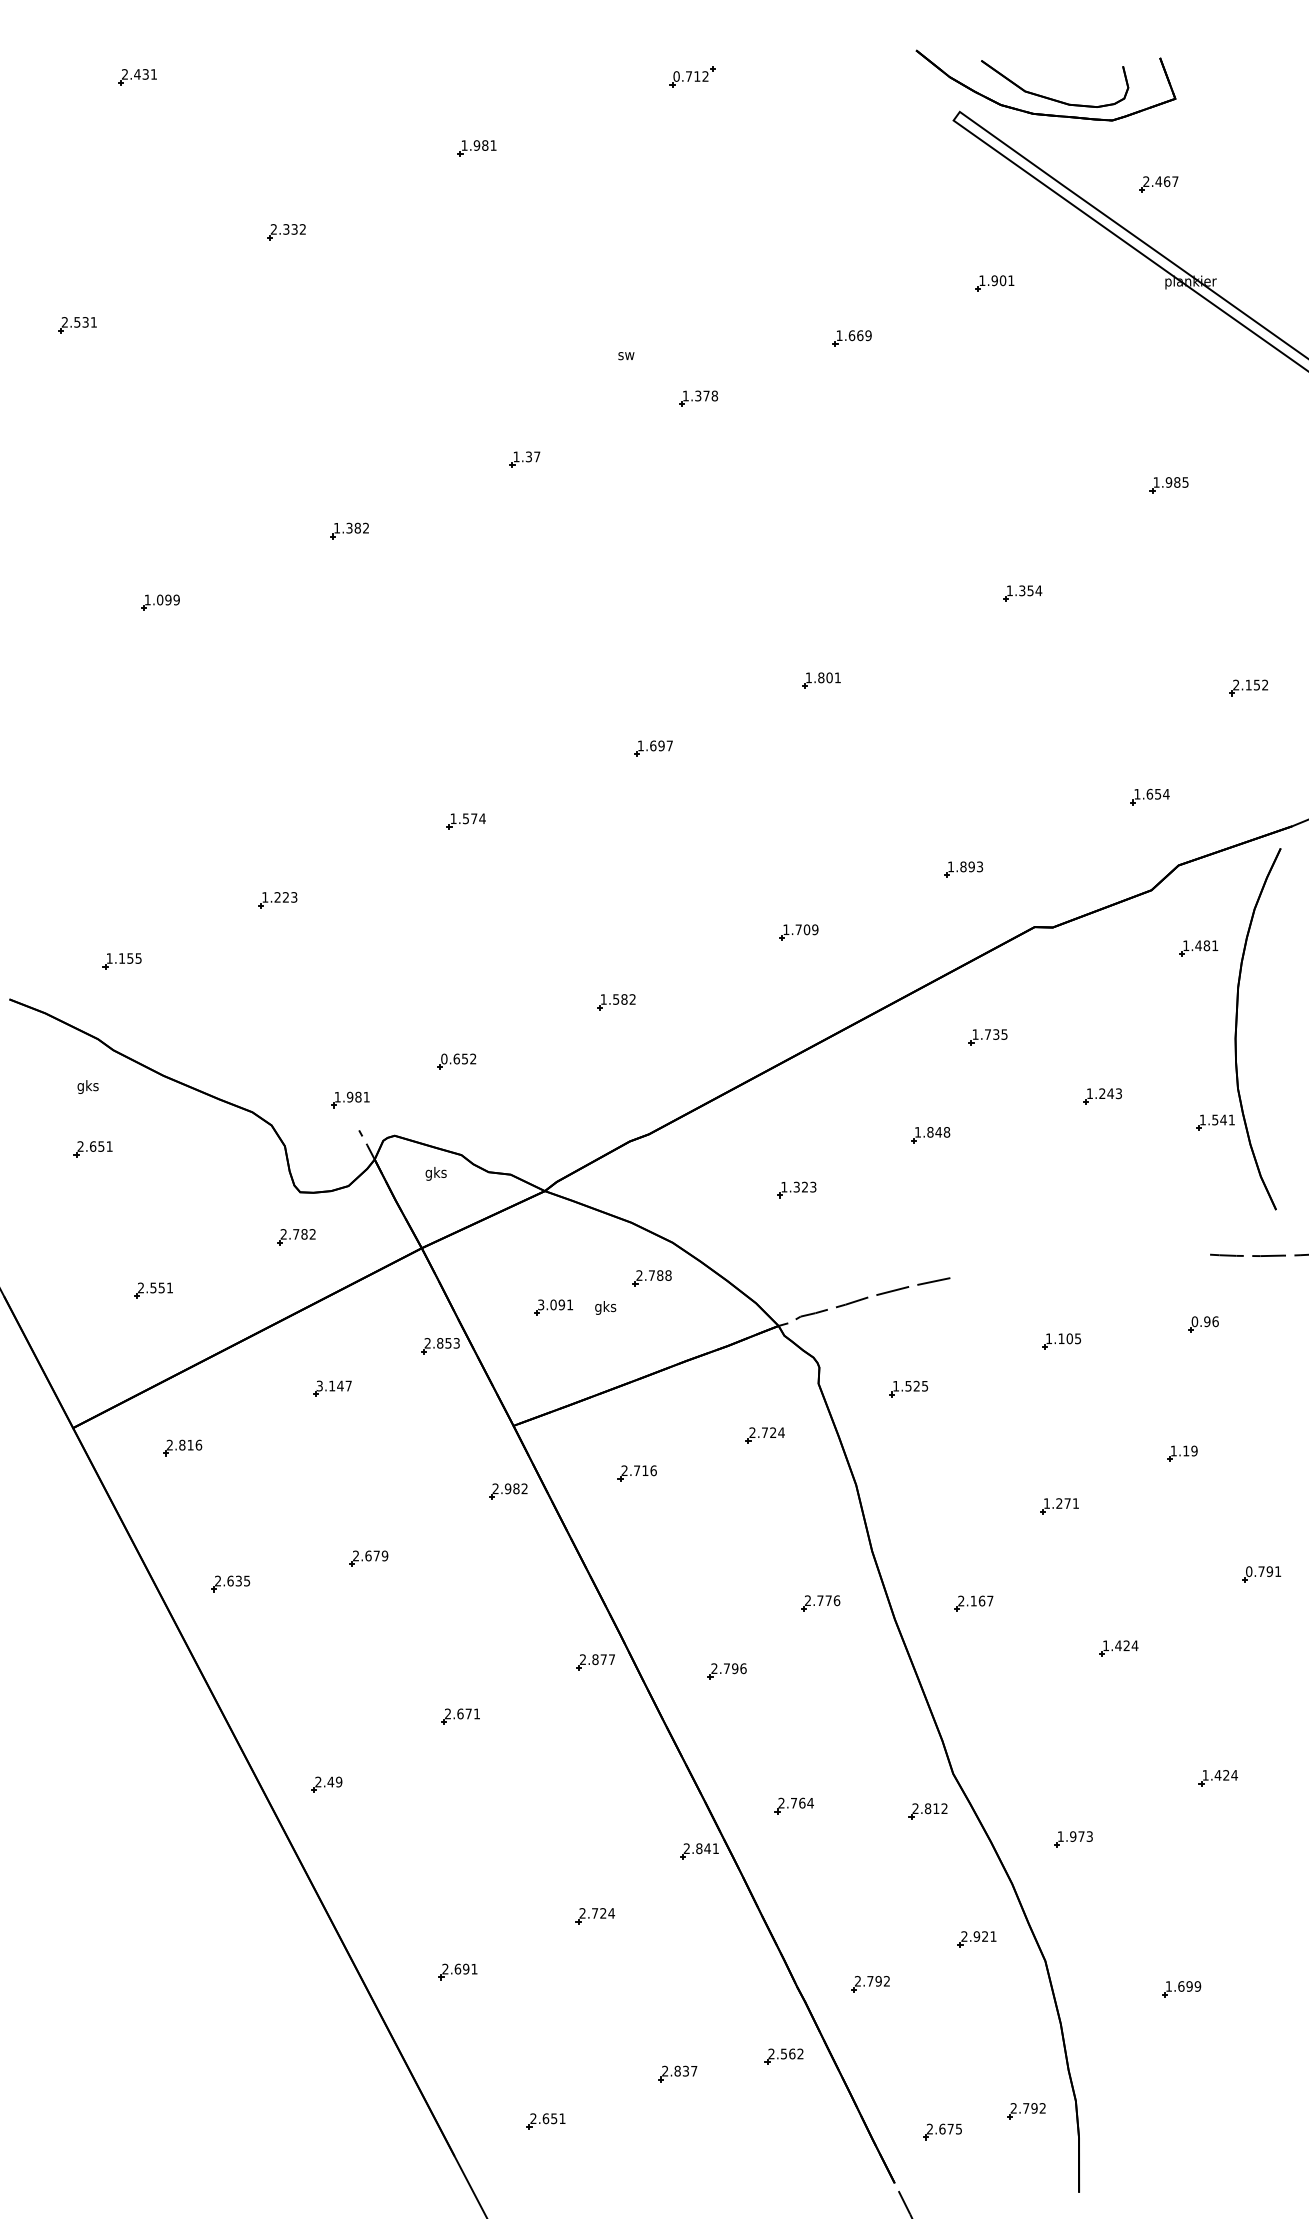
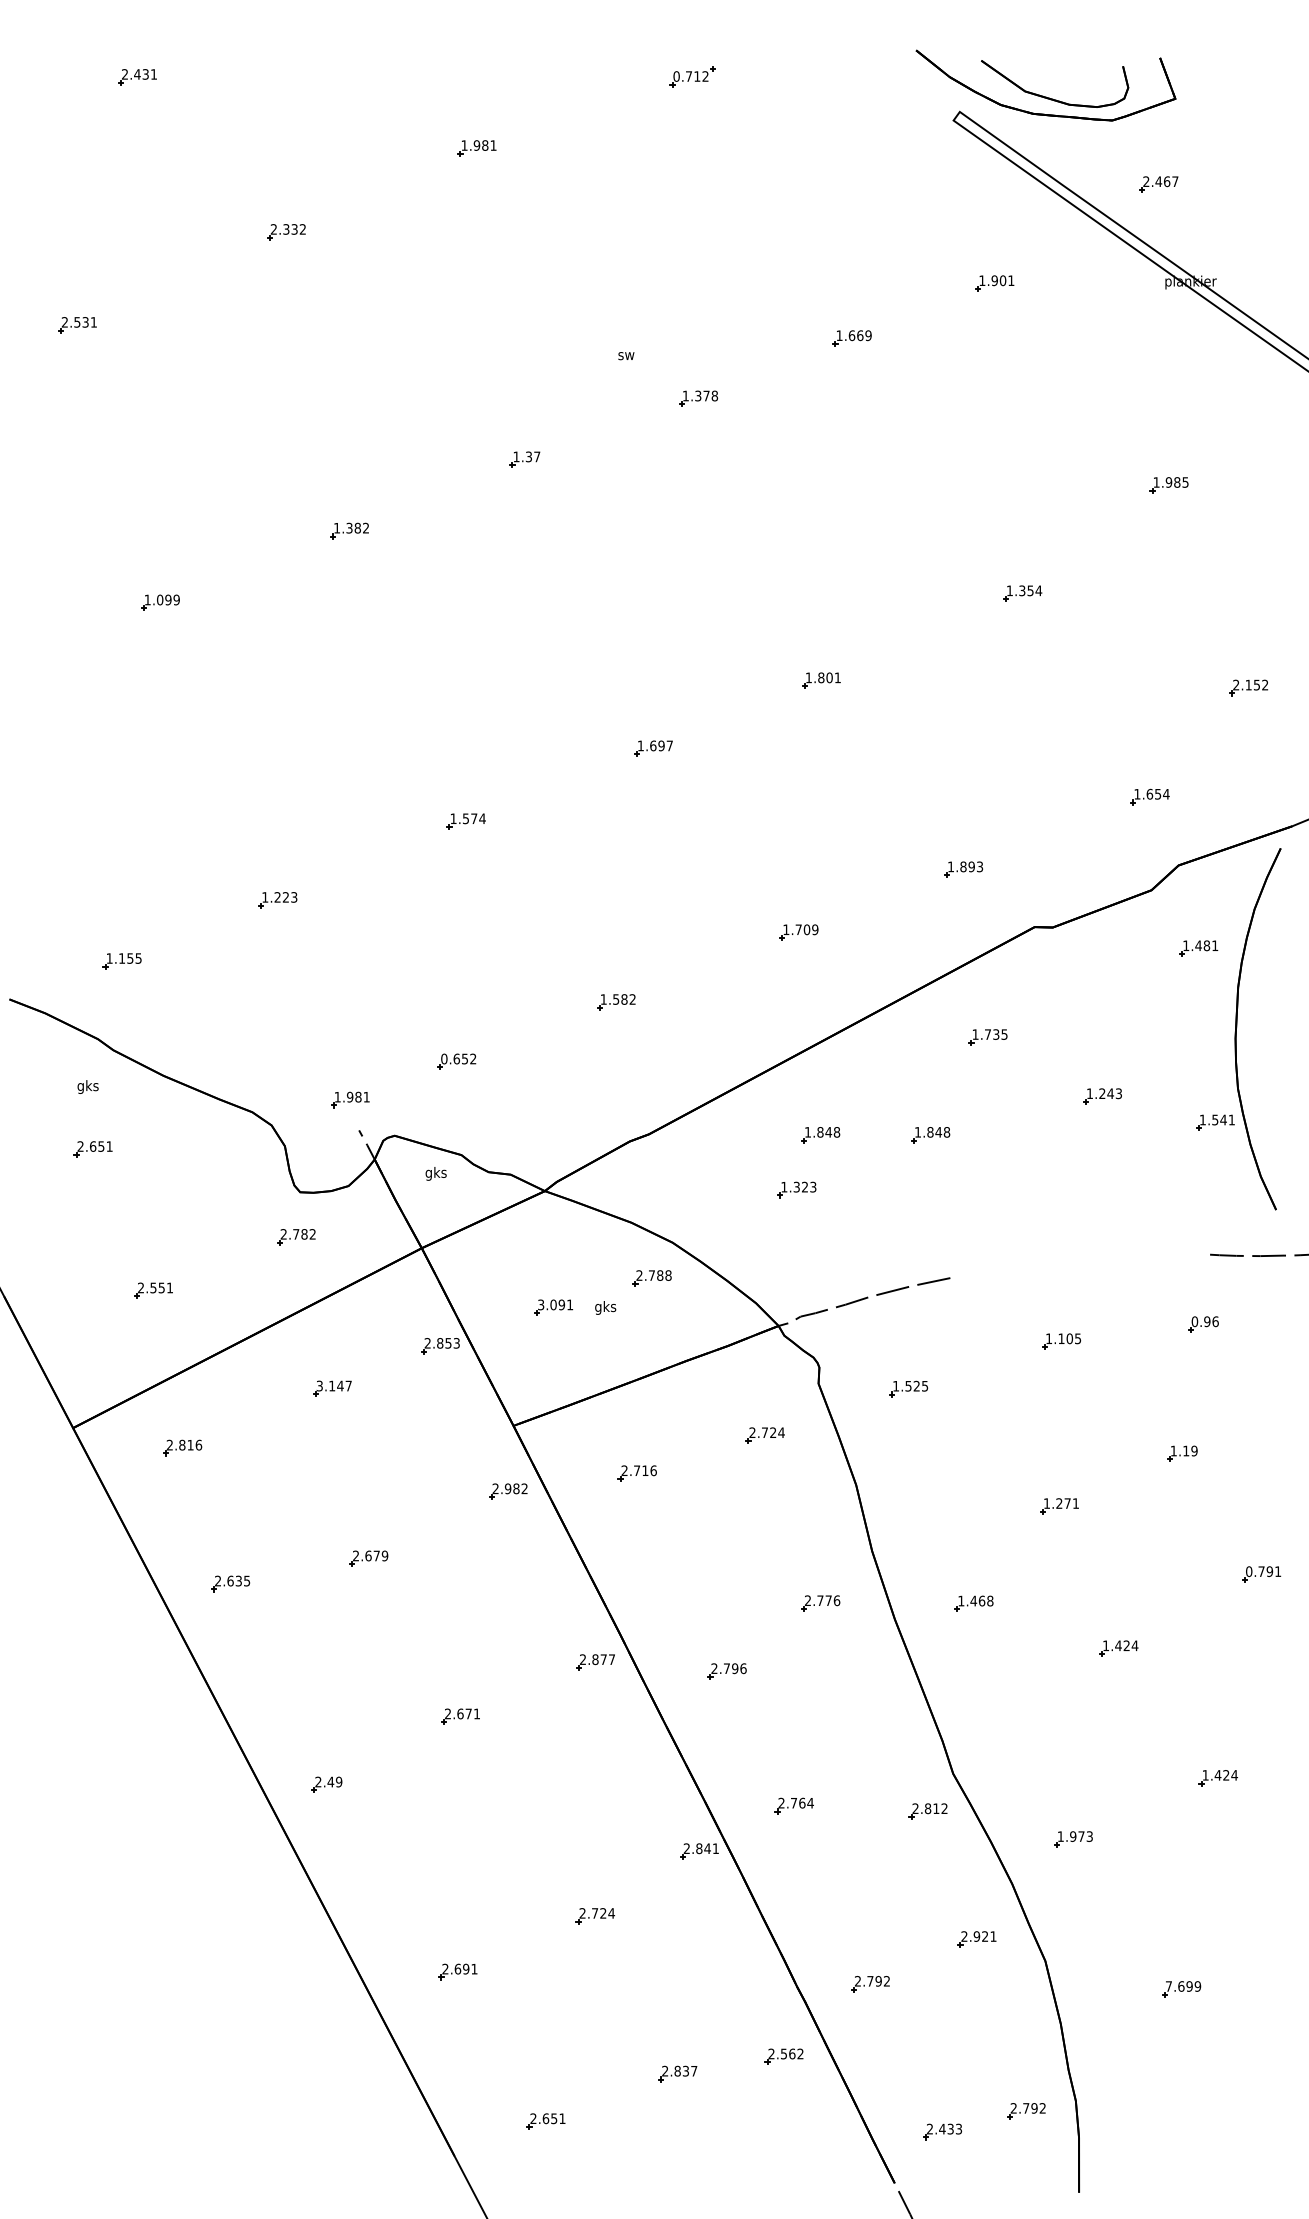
part: none -> present (820, 1135)
text: 2.167 -> 1.468 (975, 1600)
text: 1.699 -> 7.699 (1168, 1986)
text: 2.675 -> 2.433 (950, 2128)
